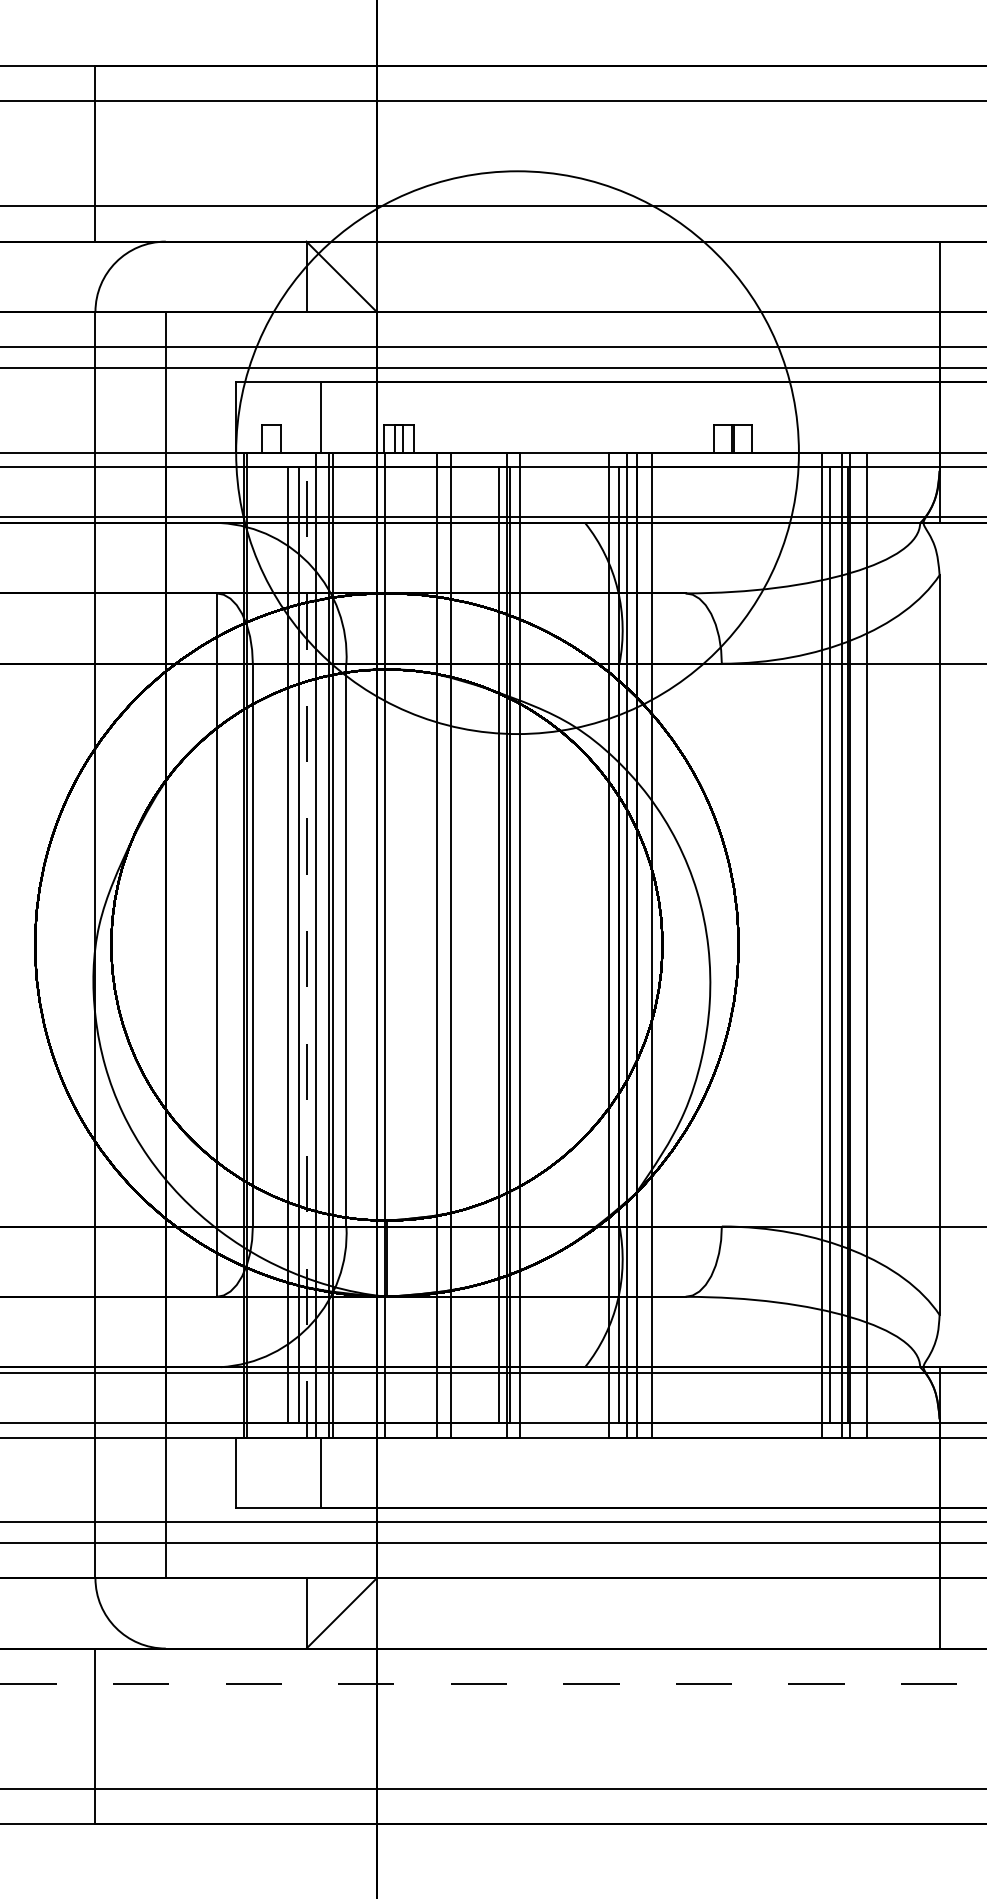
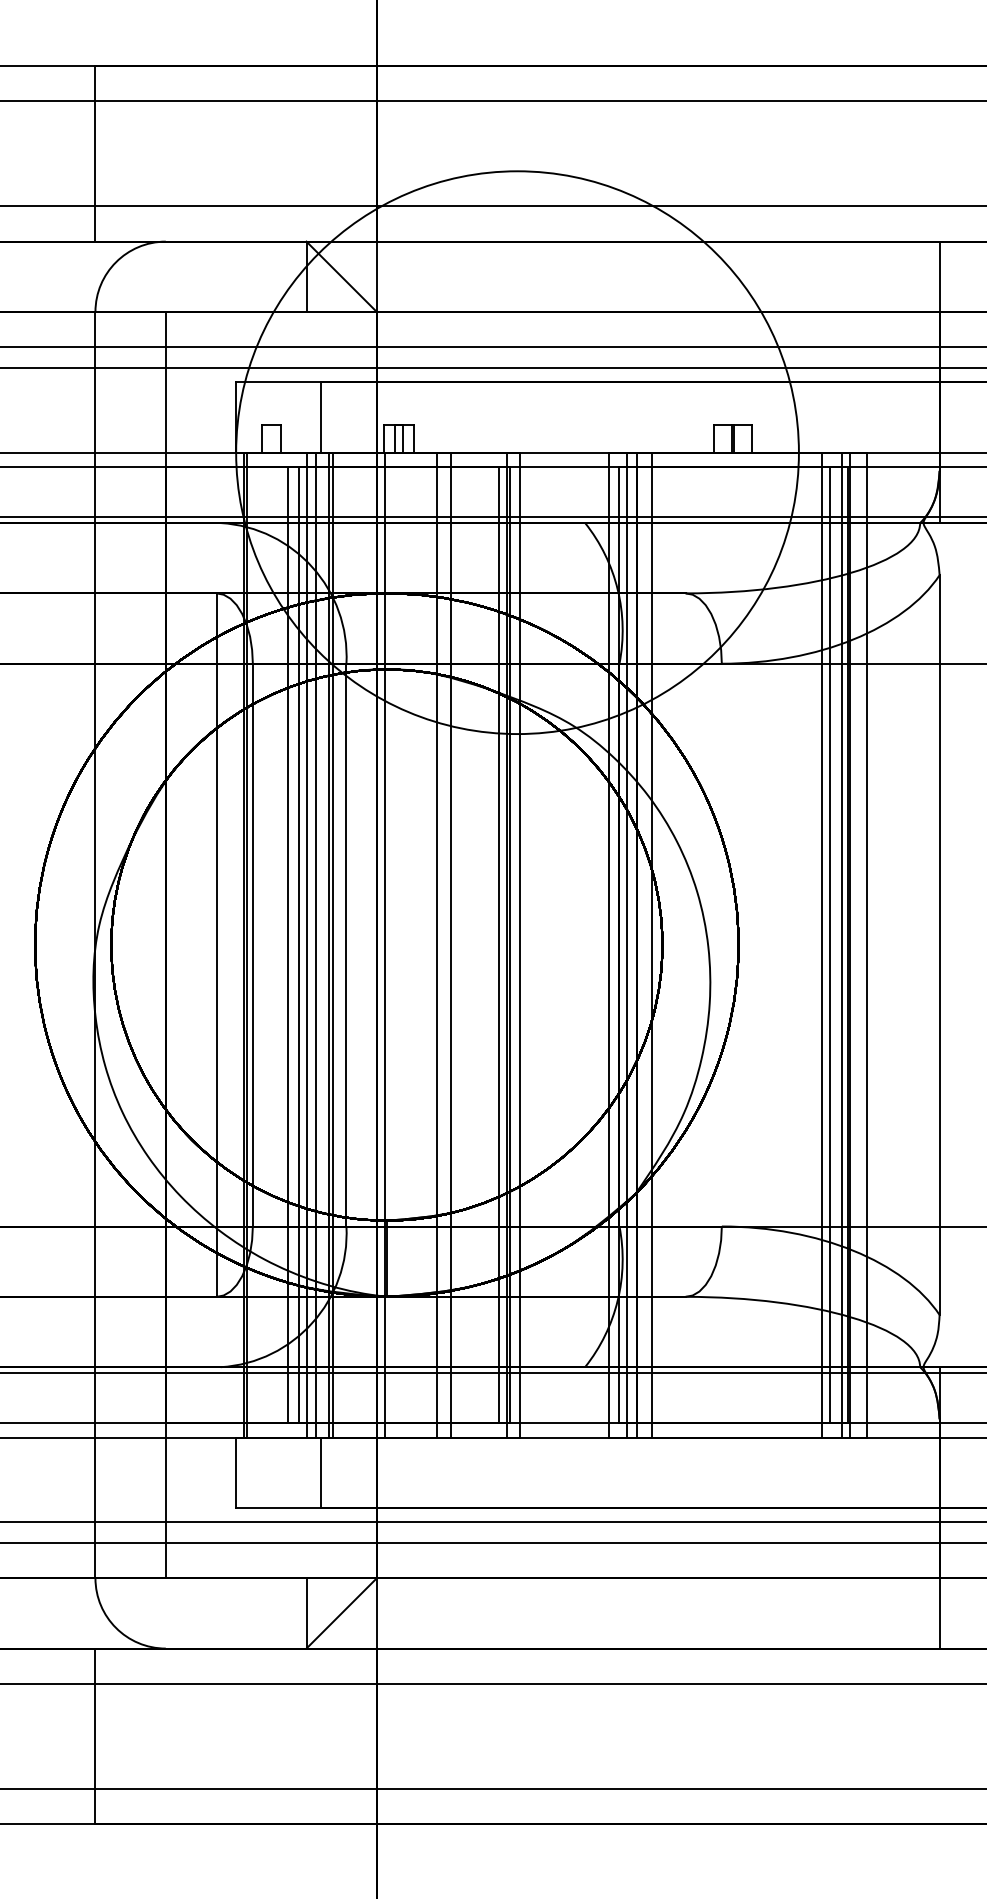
line: dashed -> solid (307, 944)
line: dashed -> solid (494, 1683)
